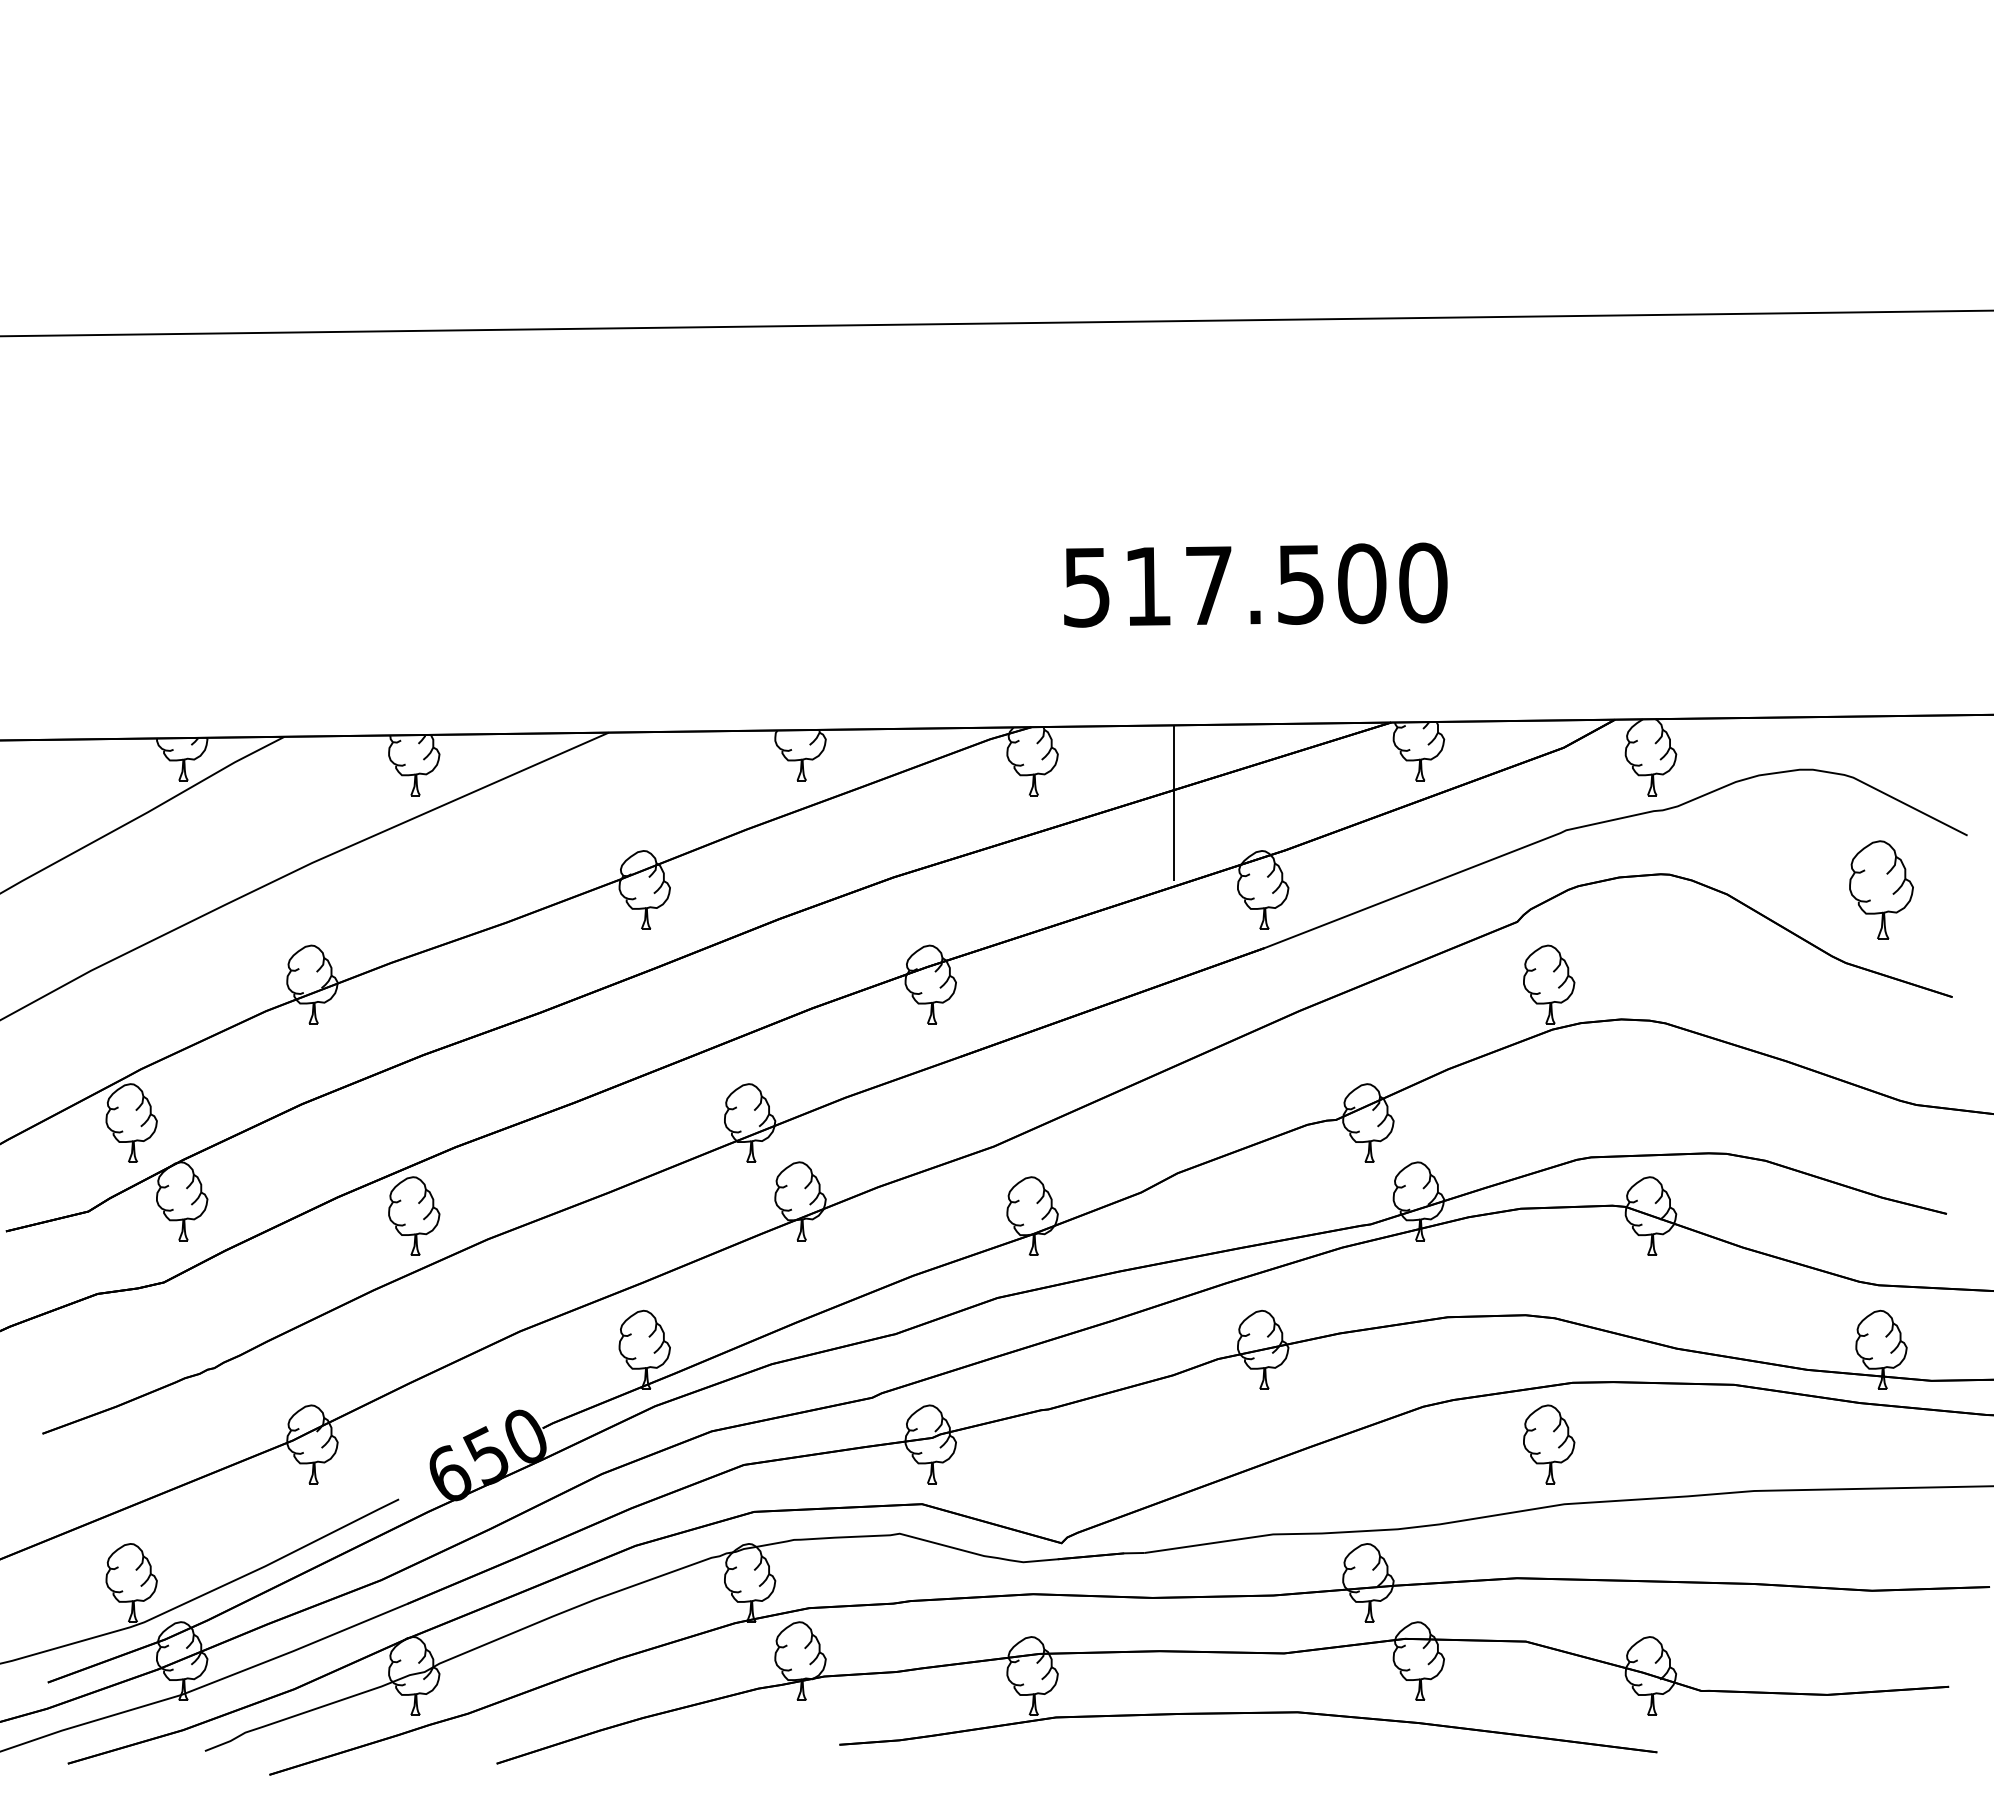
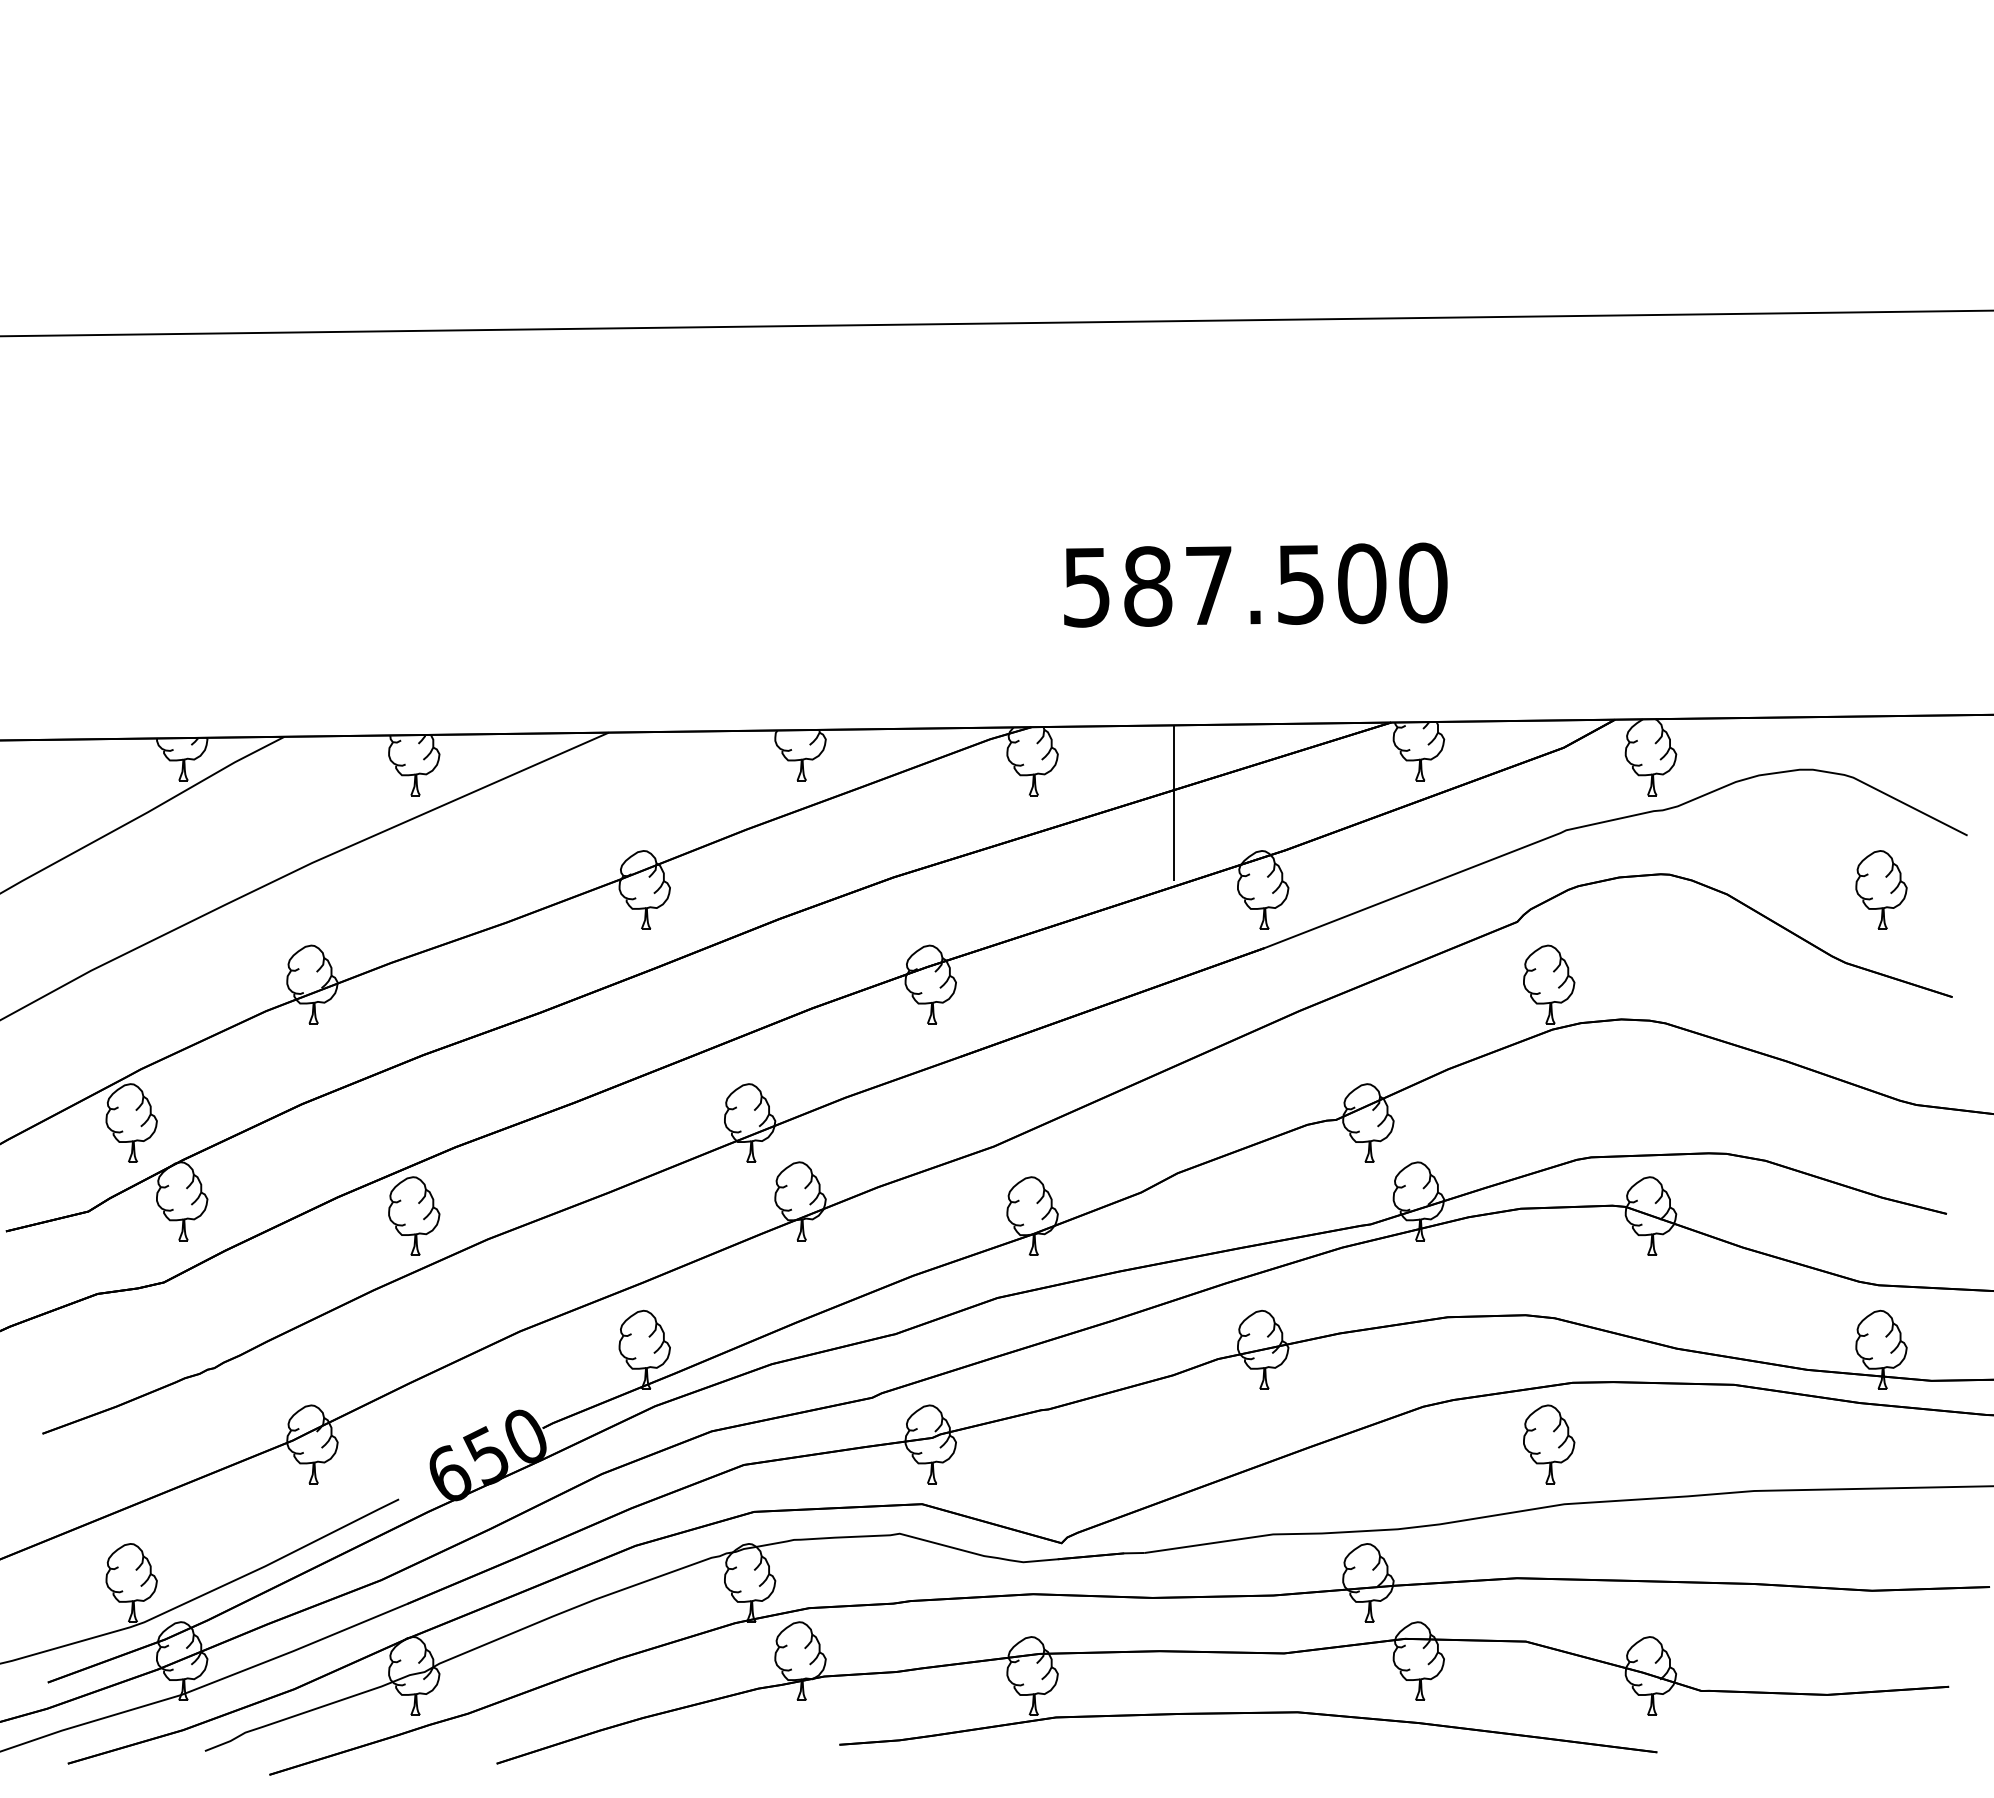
text: 517.500 -> 587.500 (1148, 586)
part size: 65x100 px -> 53x80 px (1881, 889)
